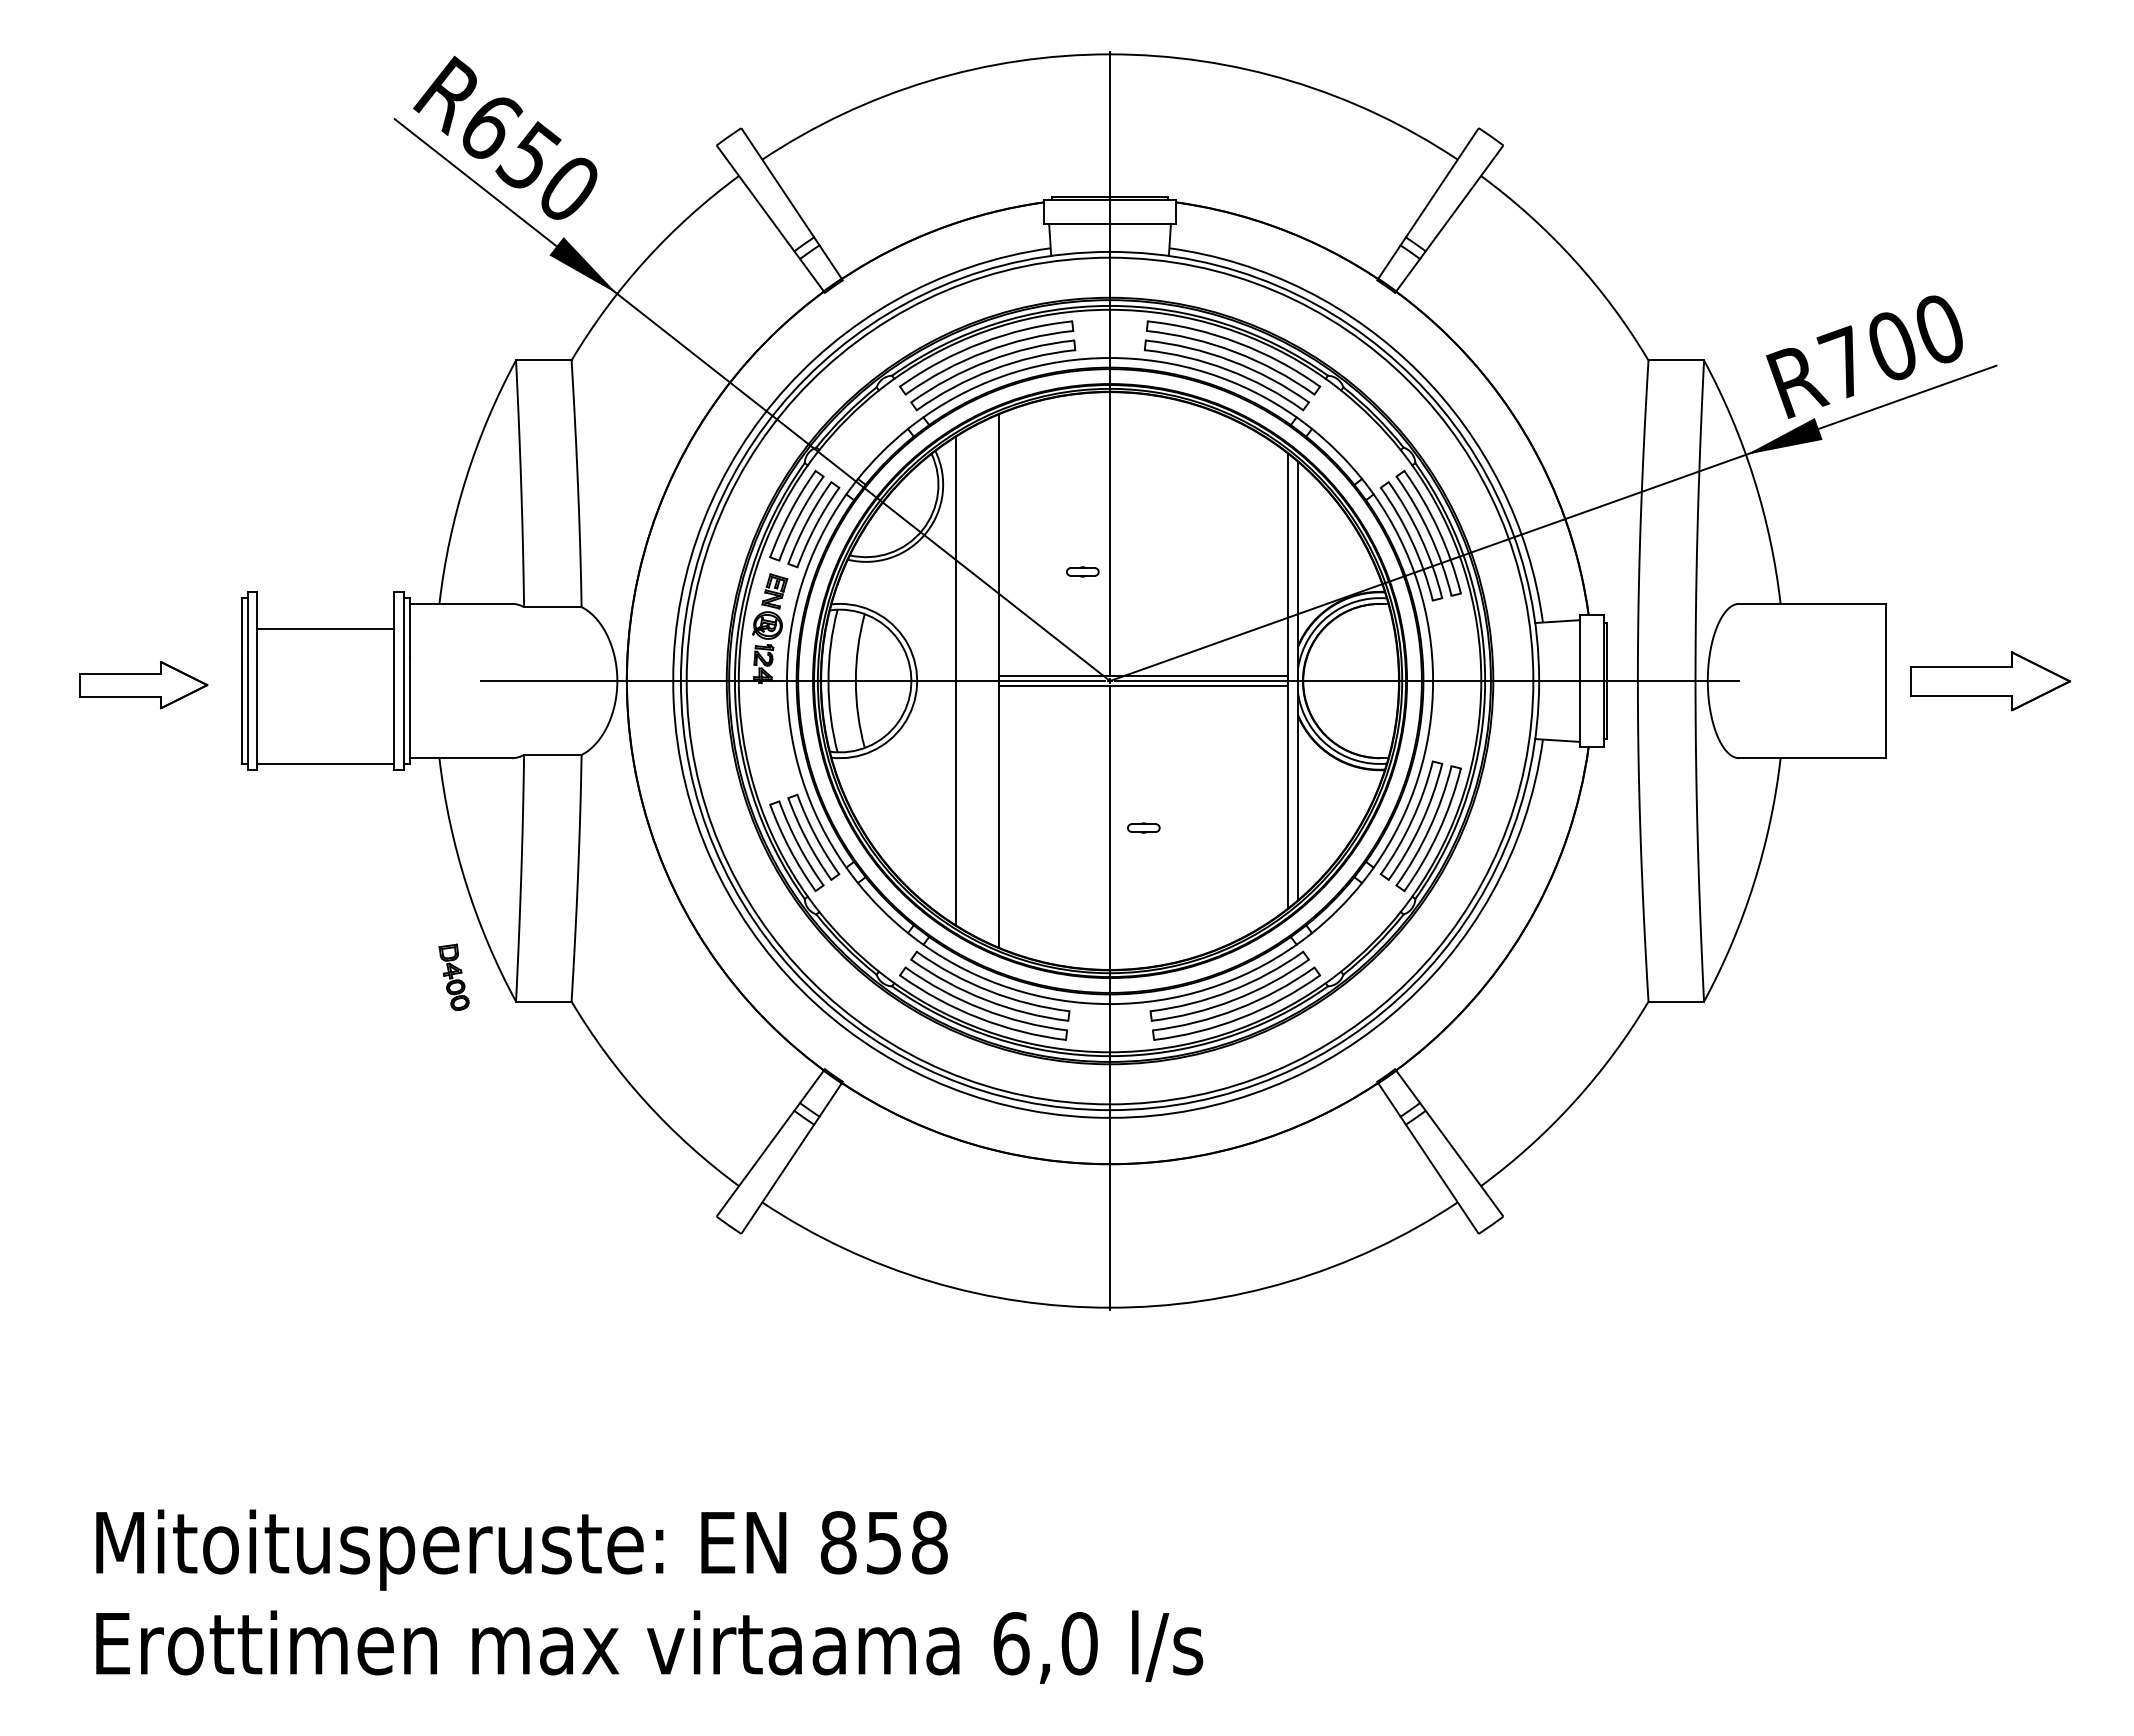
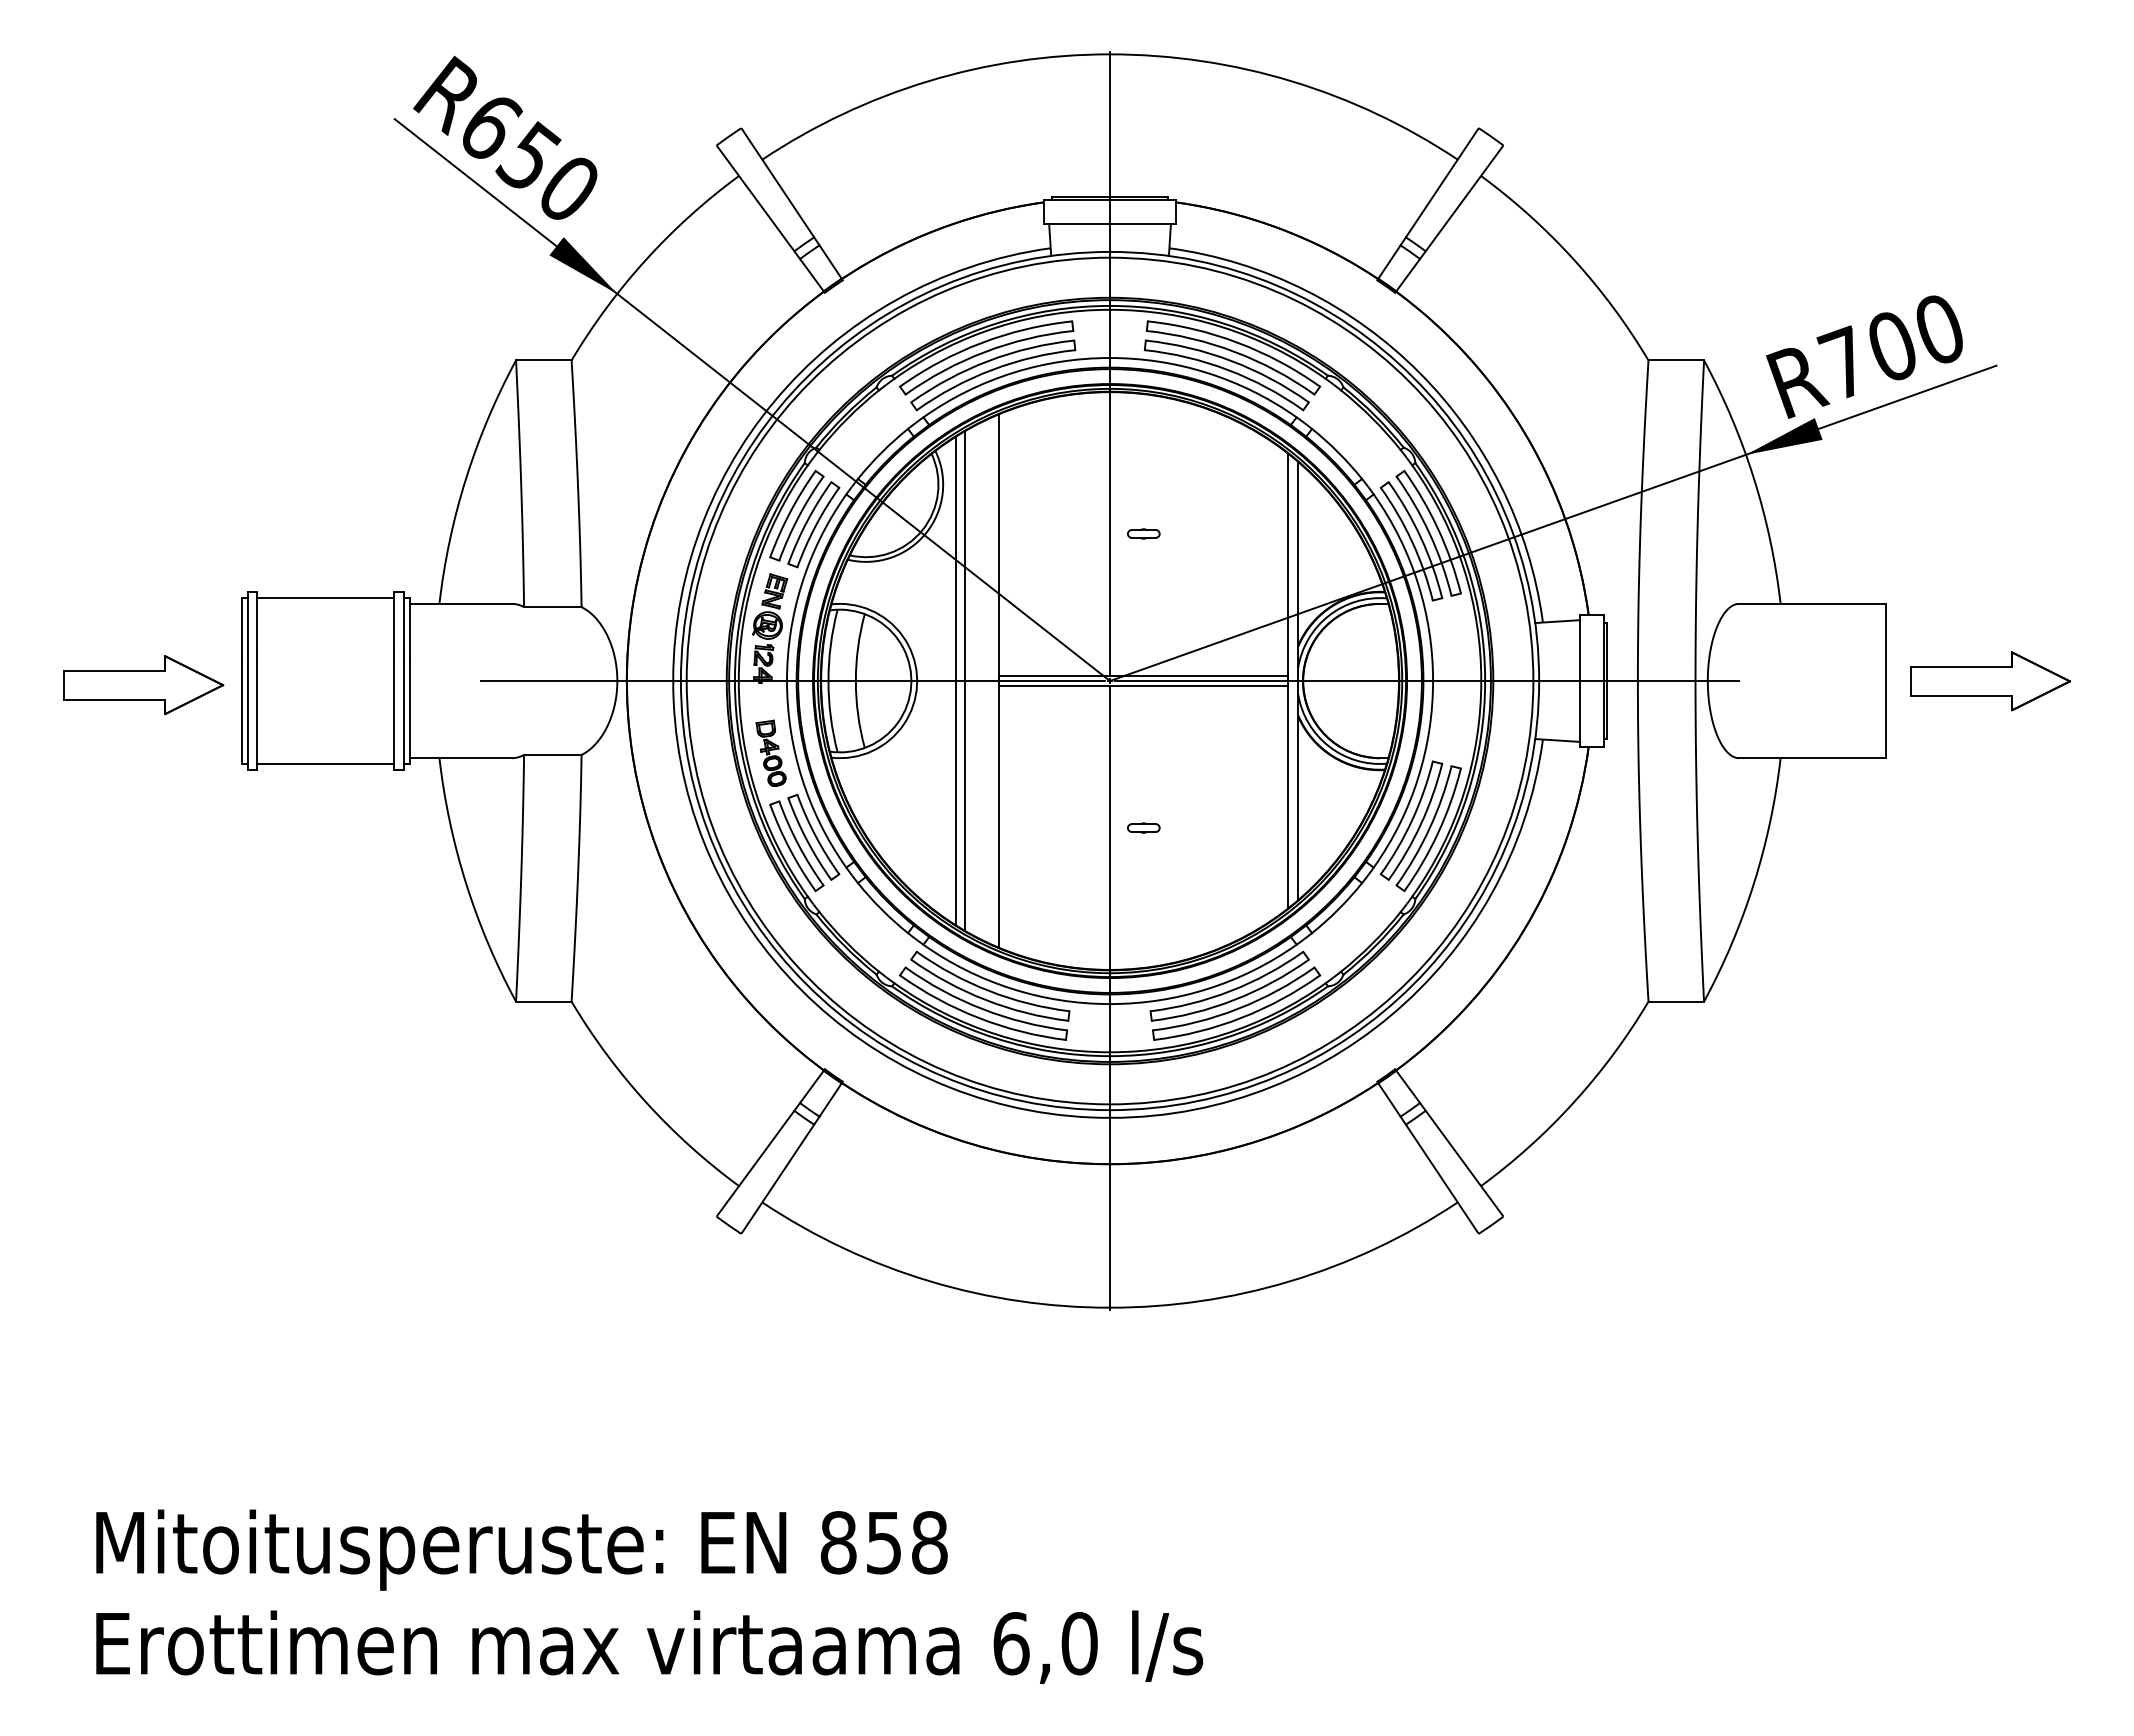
part position: (1082, 571) -> (1143, 533) (1143, 533)
line position: (325, 629) -> (325, 598) (325, 598)
line: none -> present (965, 680)
part size: 130x49 px -> 162x60 px (143, 684)
part position: (453, 976) -> (770, 752) (770, 752)
